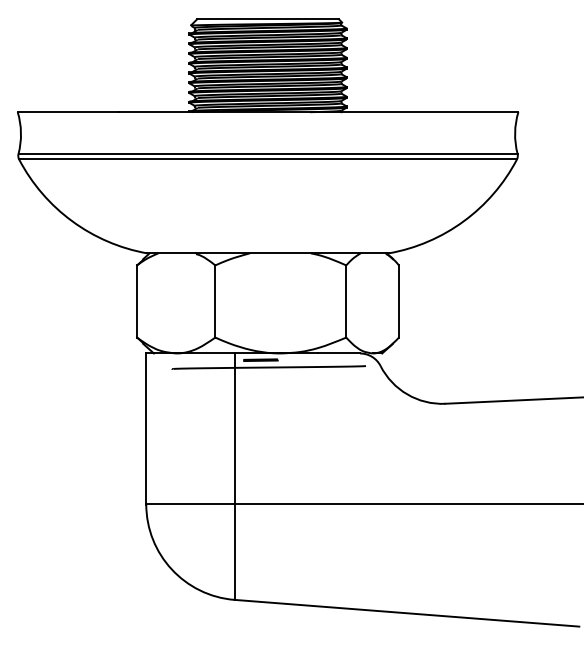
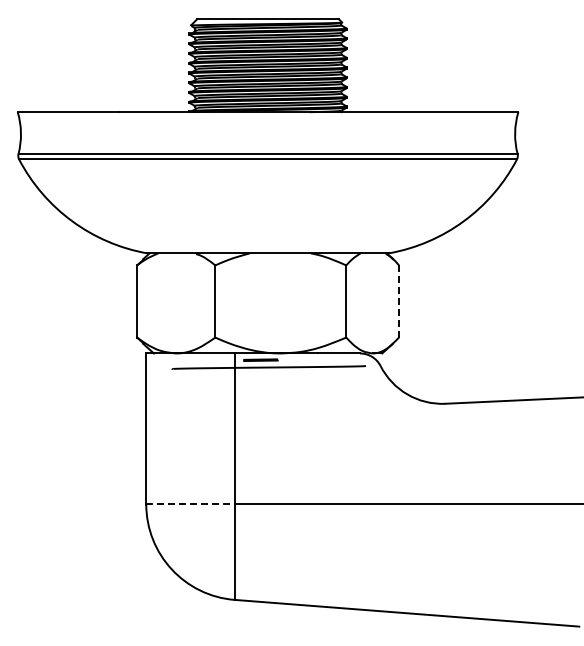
line: solid -> dashed (399, 301)
line: solid -> dashed (191, 504)
